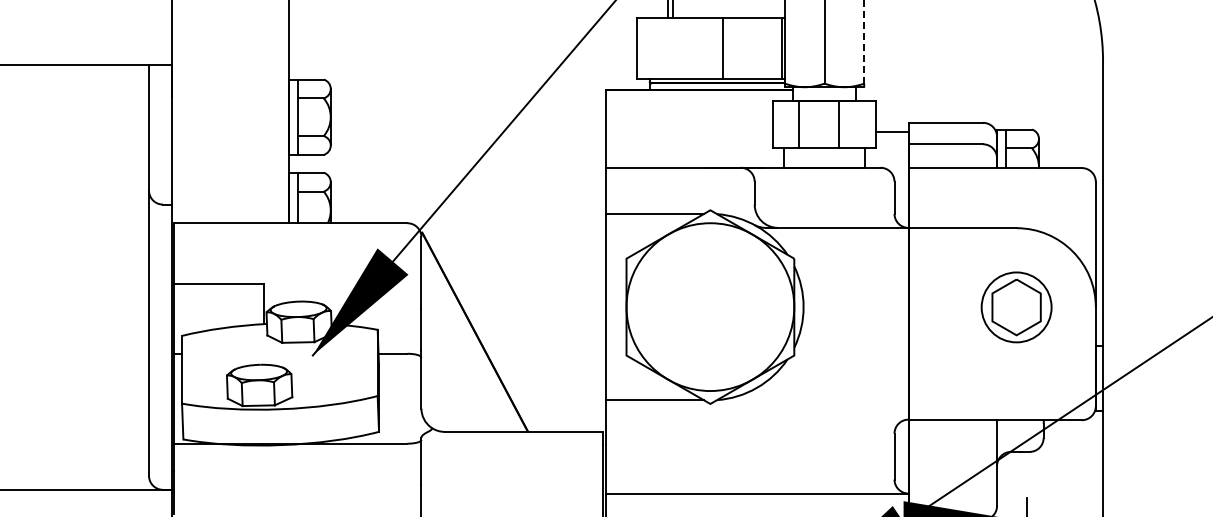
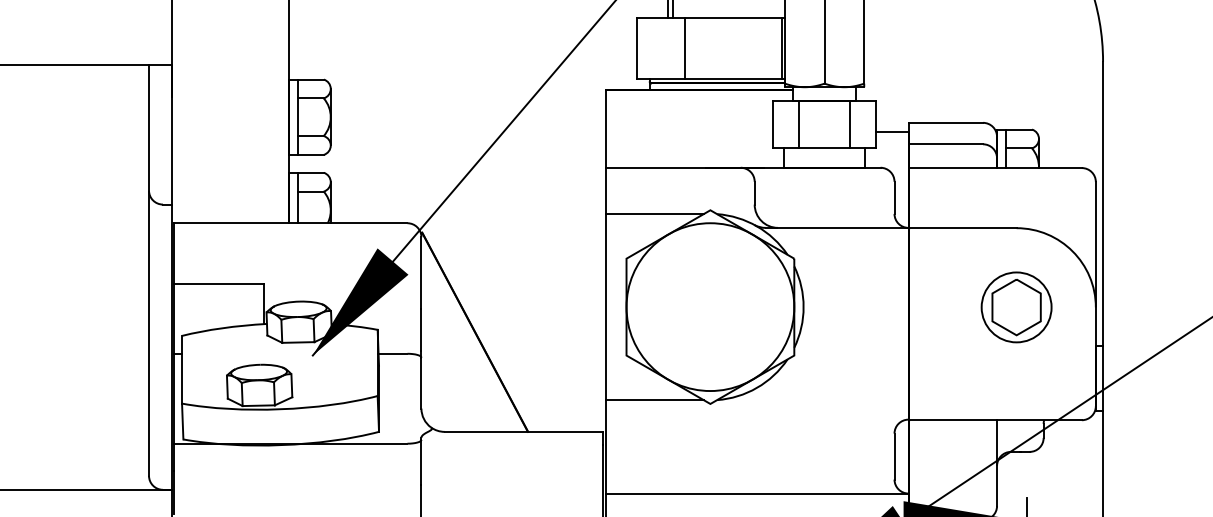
line: dashed -> solid (864, 41)
line position: (723, 48) -> (685, 48) (685, 48)
line position: (839, 124) -> (850, 124) (850, 124)
